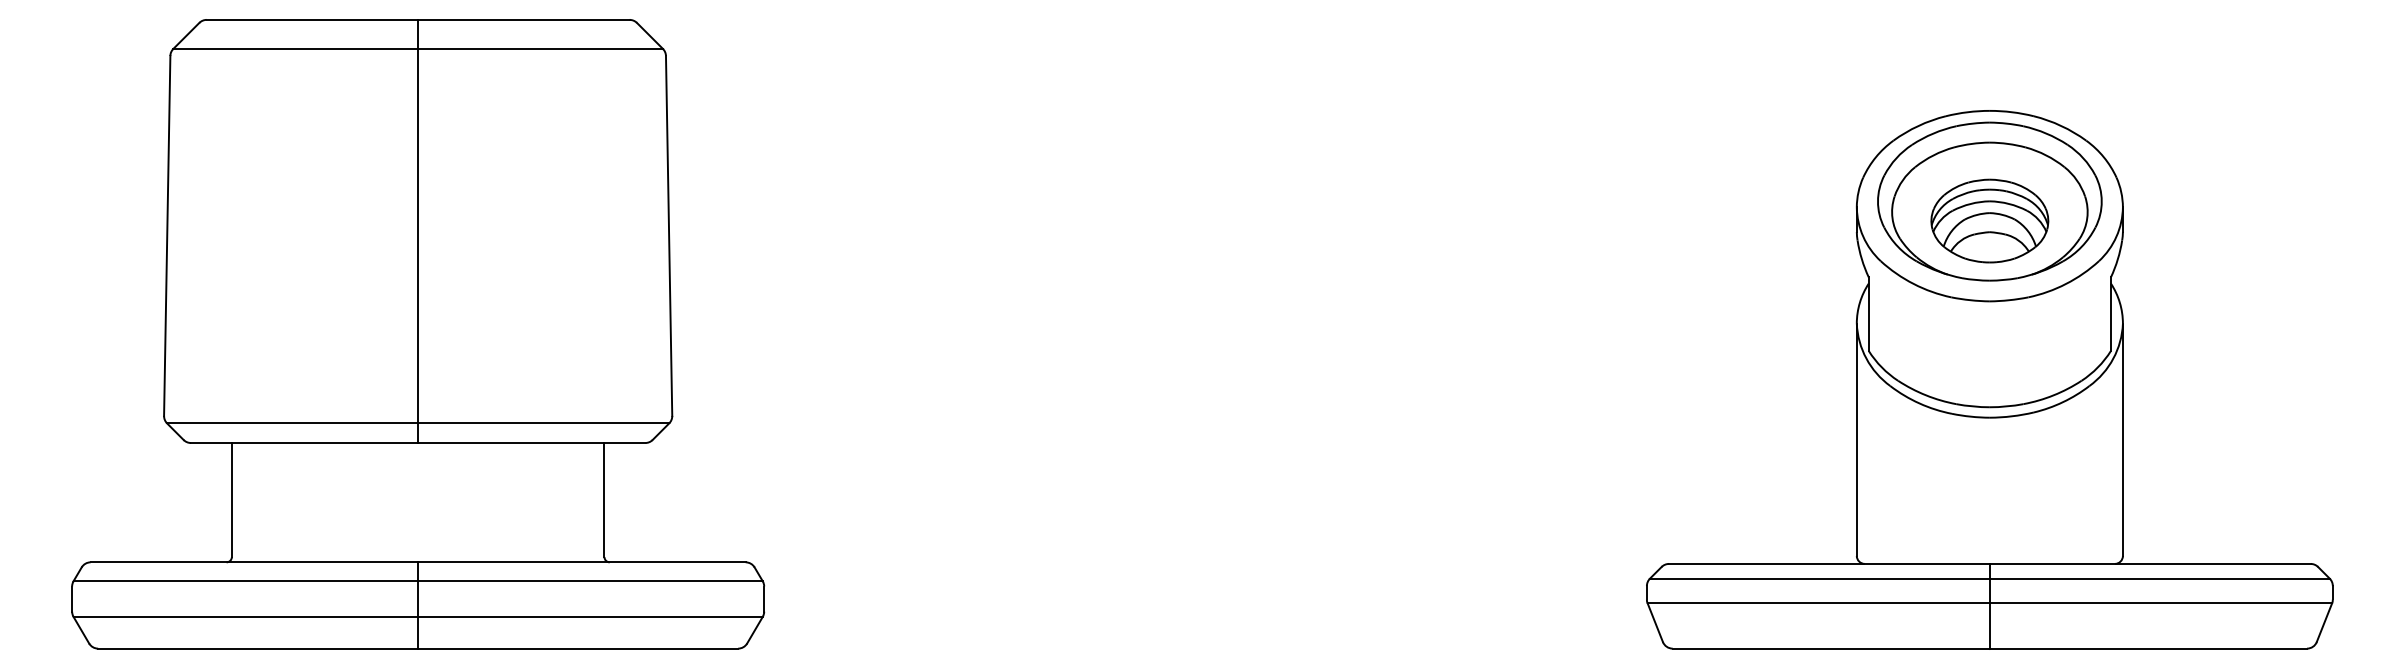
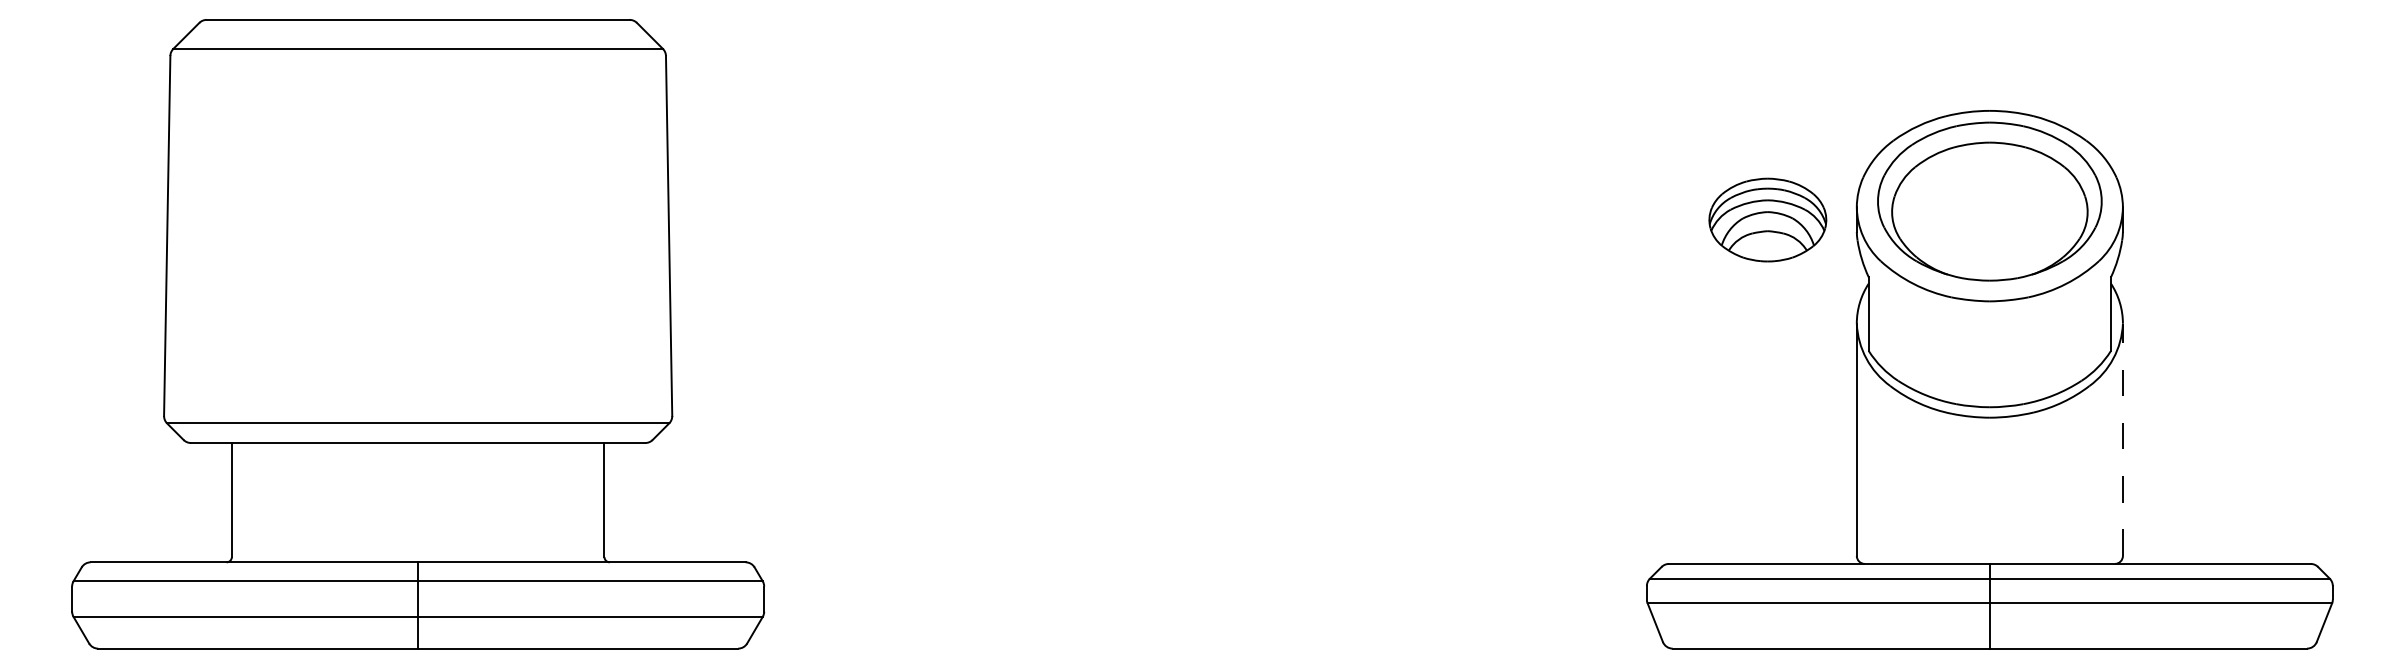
part position: (1989, 220) -> (1767, 219) (1767, 219)
line: present -> none (418, 231)
line: solid -> dashed (2122, 439)
